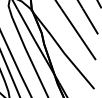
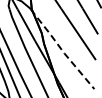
line: solid -> dashed (61, 49)
